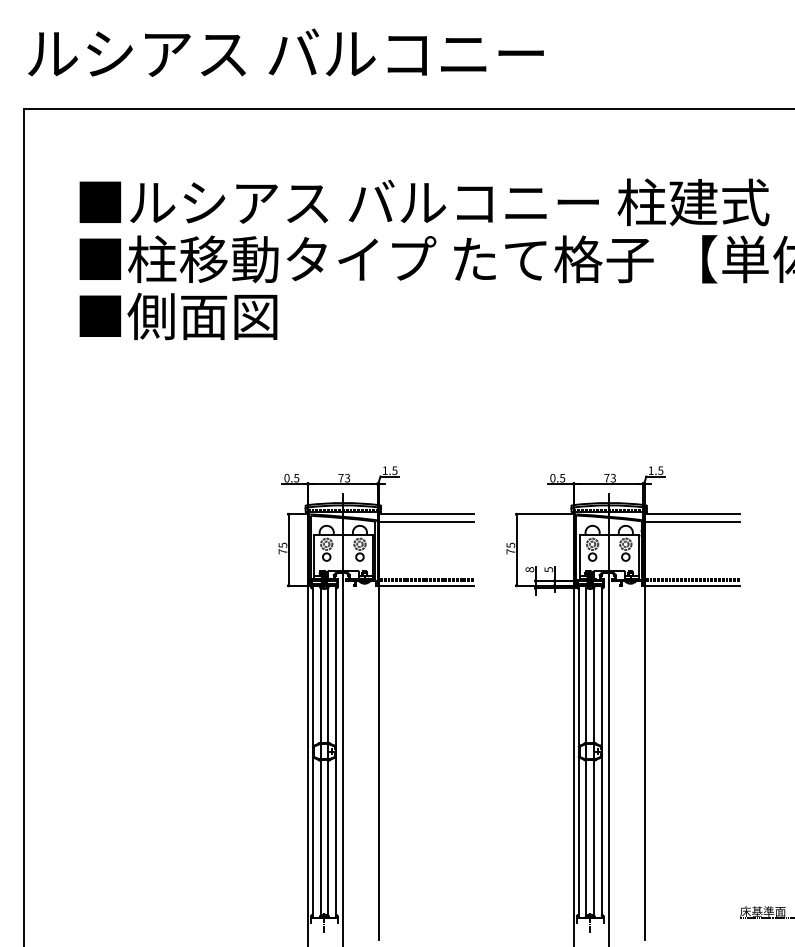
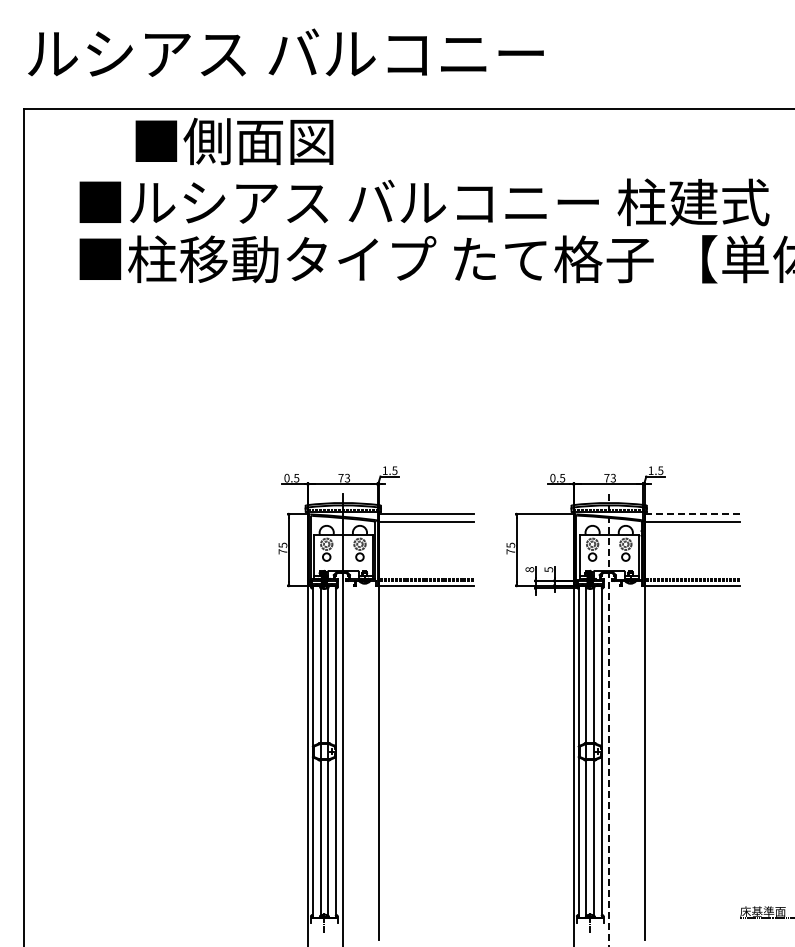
text position: (178, 316) -> (234, 141) (234, 141)
line: solid -> dashed (691, 514)
line: solid -> dashed (609, 720)
